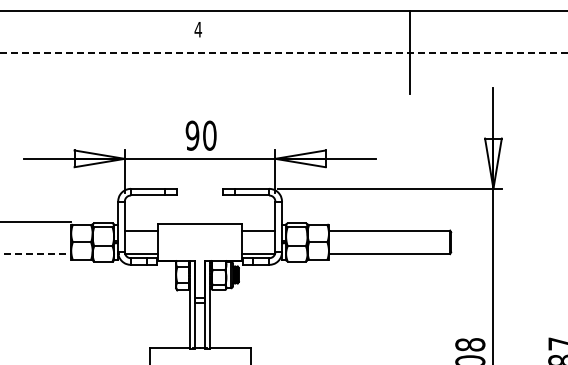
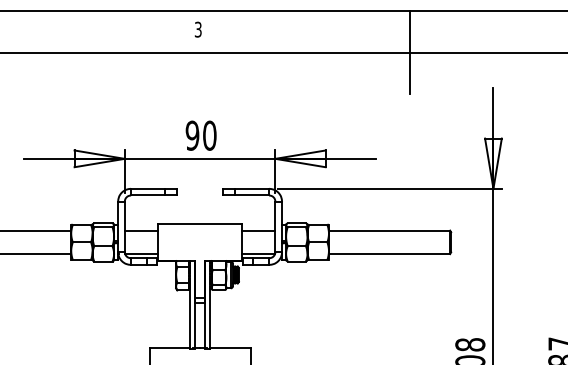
text: 4 -> 3 (198, 29)
line: dashed -> solid (283, 52)
line position: (36, 221) -> (36, 230) (36, 230)
line: dashed -> solid (36, 254)
